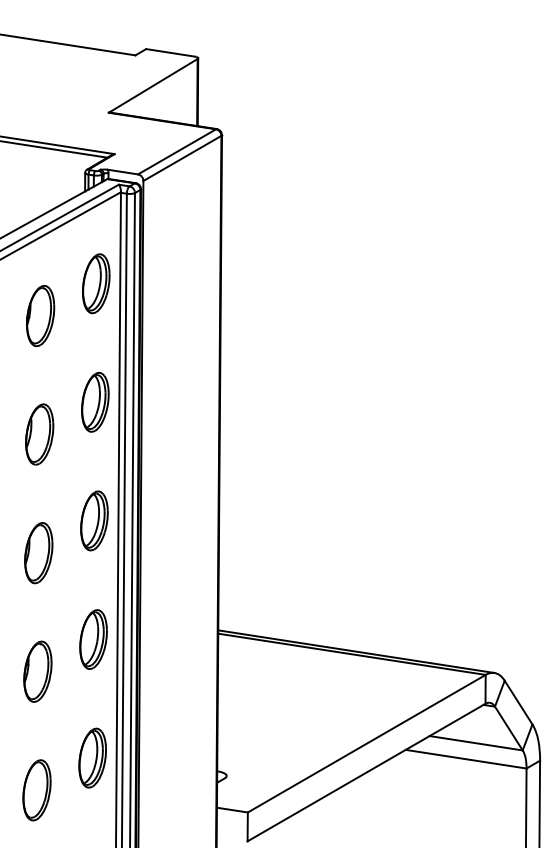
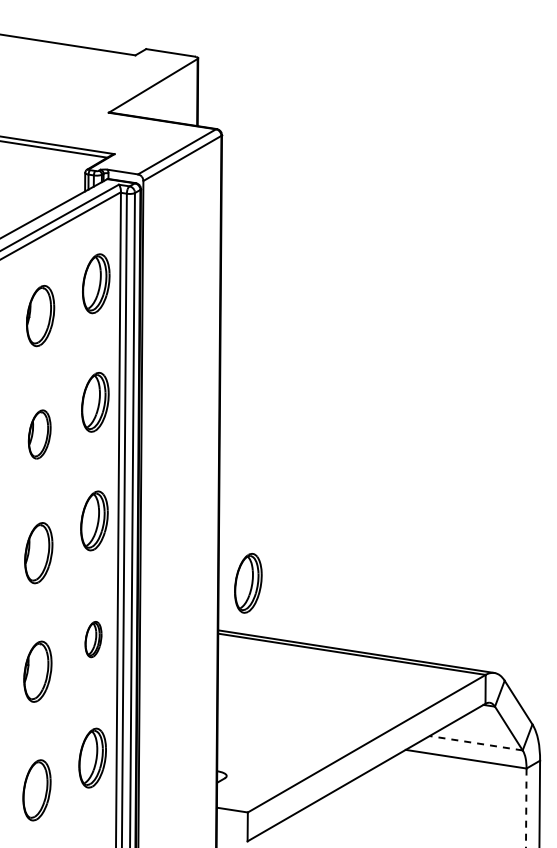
part size: 30x63 px -> 25x51 px (39, 434)
part: none -> present (248, 583)
part size: 29x61 px -> 19x38 px (93, 639)
line: solid -> dashed (475, 743)
line: solid -> dashed (526, 808)
